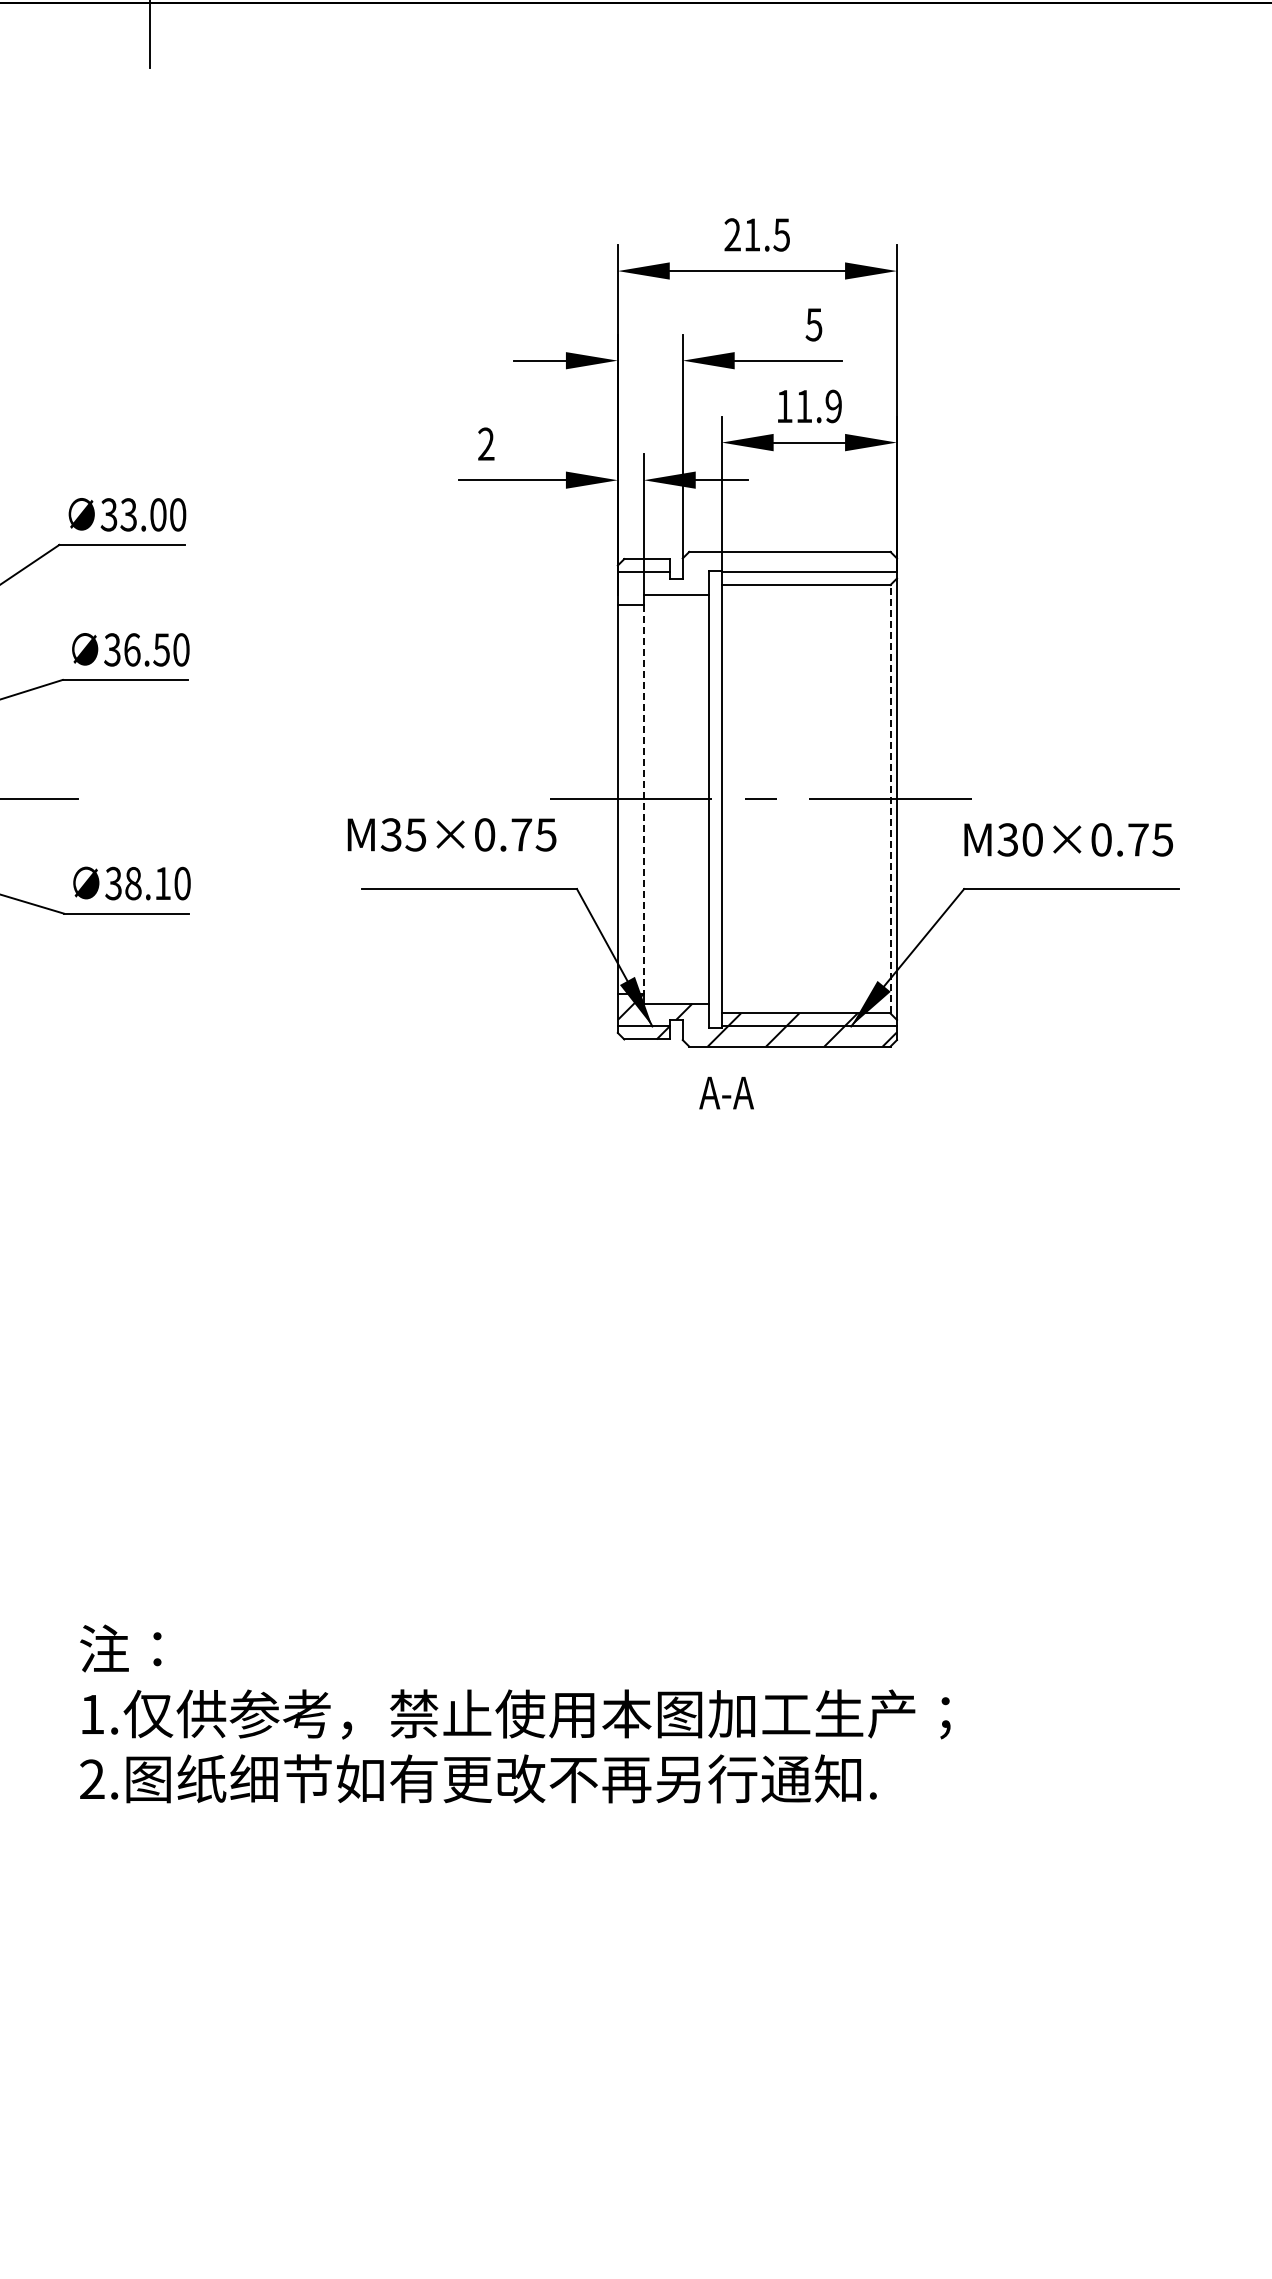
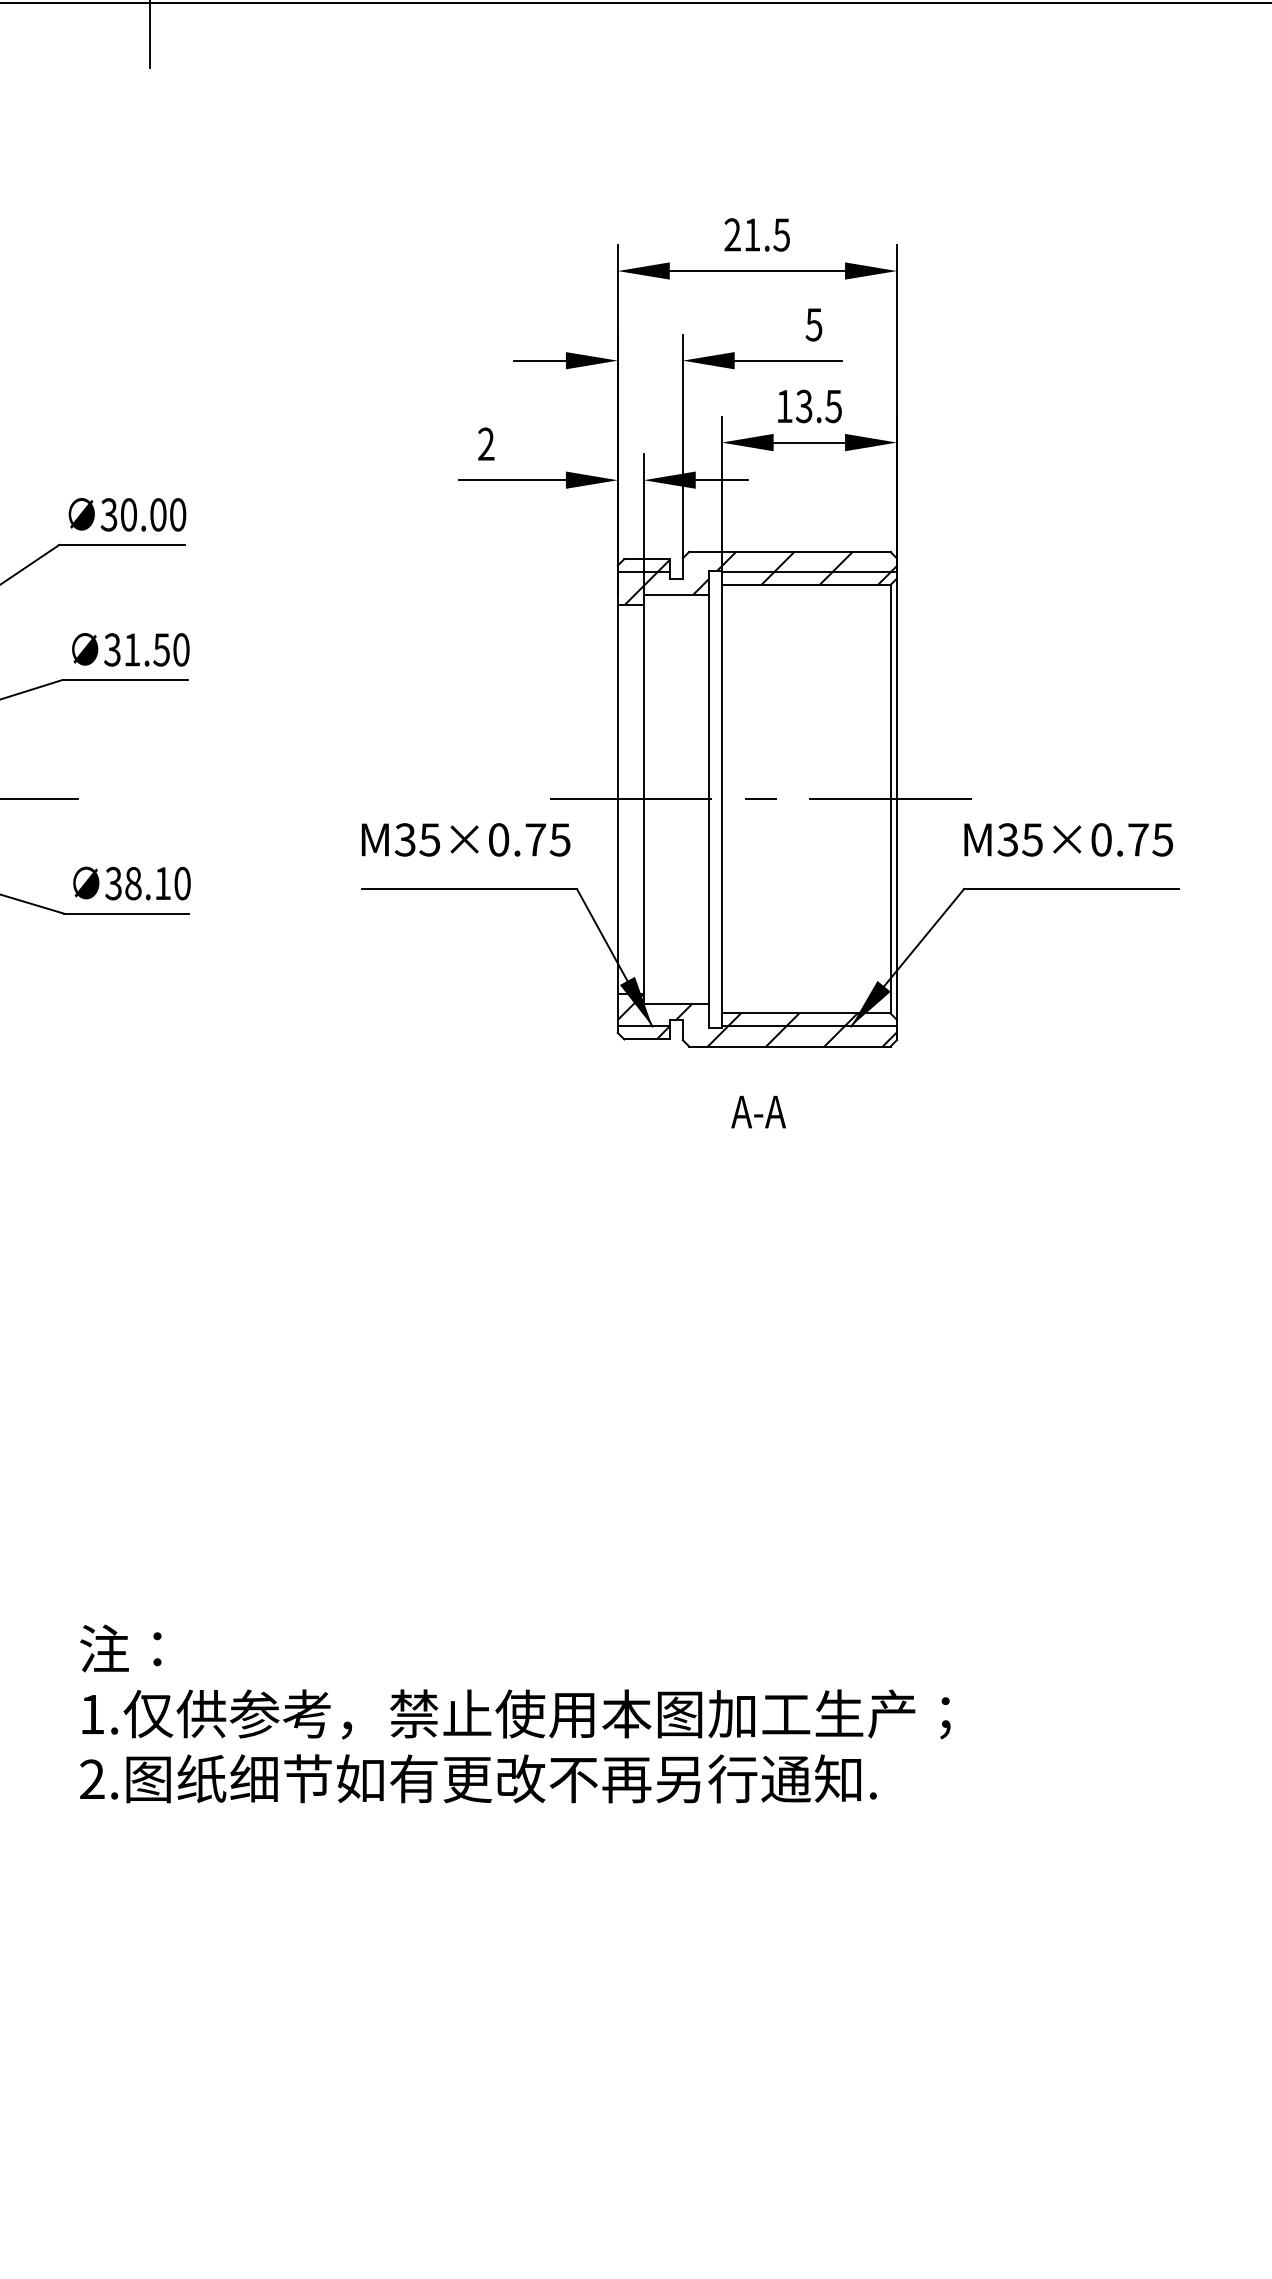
text: 11.9 -> 13.5 (818, 406)
text: 33.00 -> 30.00 (128, 514)
hatch: none -> present (761, 577)
text: 36.50 -> 31.50 (132, 649)
line: dashed -> solid (890, 798)
line: dashed -> solid (643, 799)
text position: (451, 834) -> (465, 839) (465, 839)
text: M30×0.75 -> M35×0.75 (1032, 839)
text position: (726, 1092) -> (758, 1111) (758, 1111)
